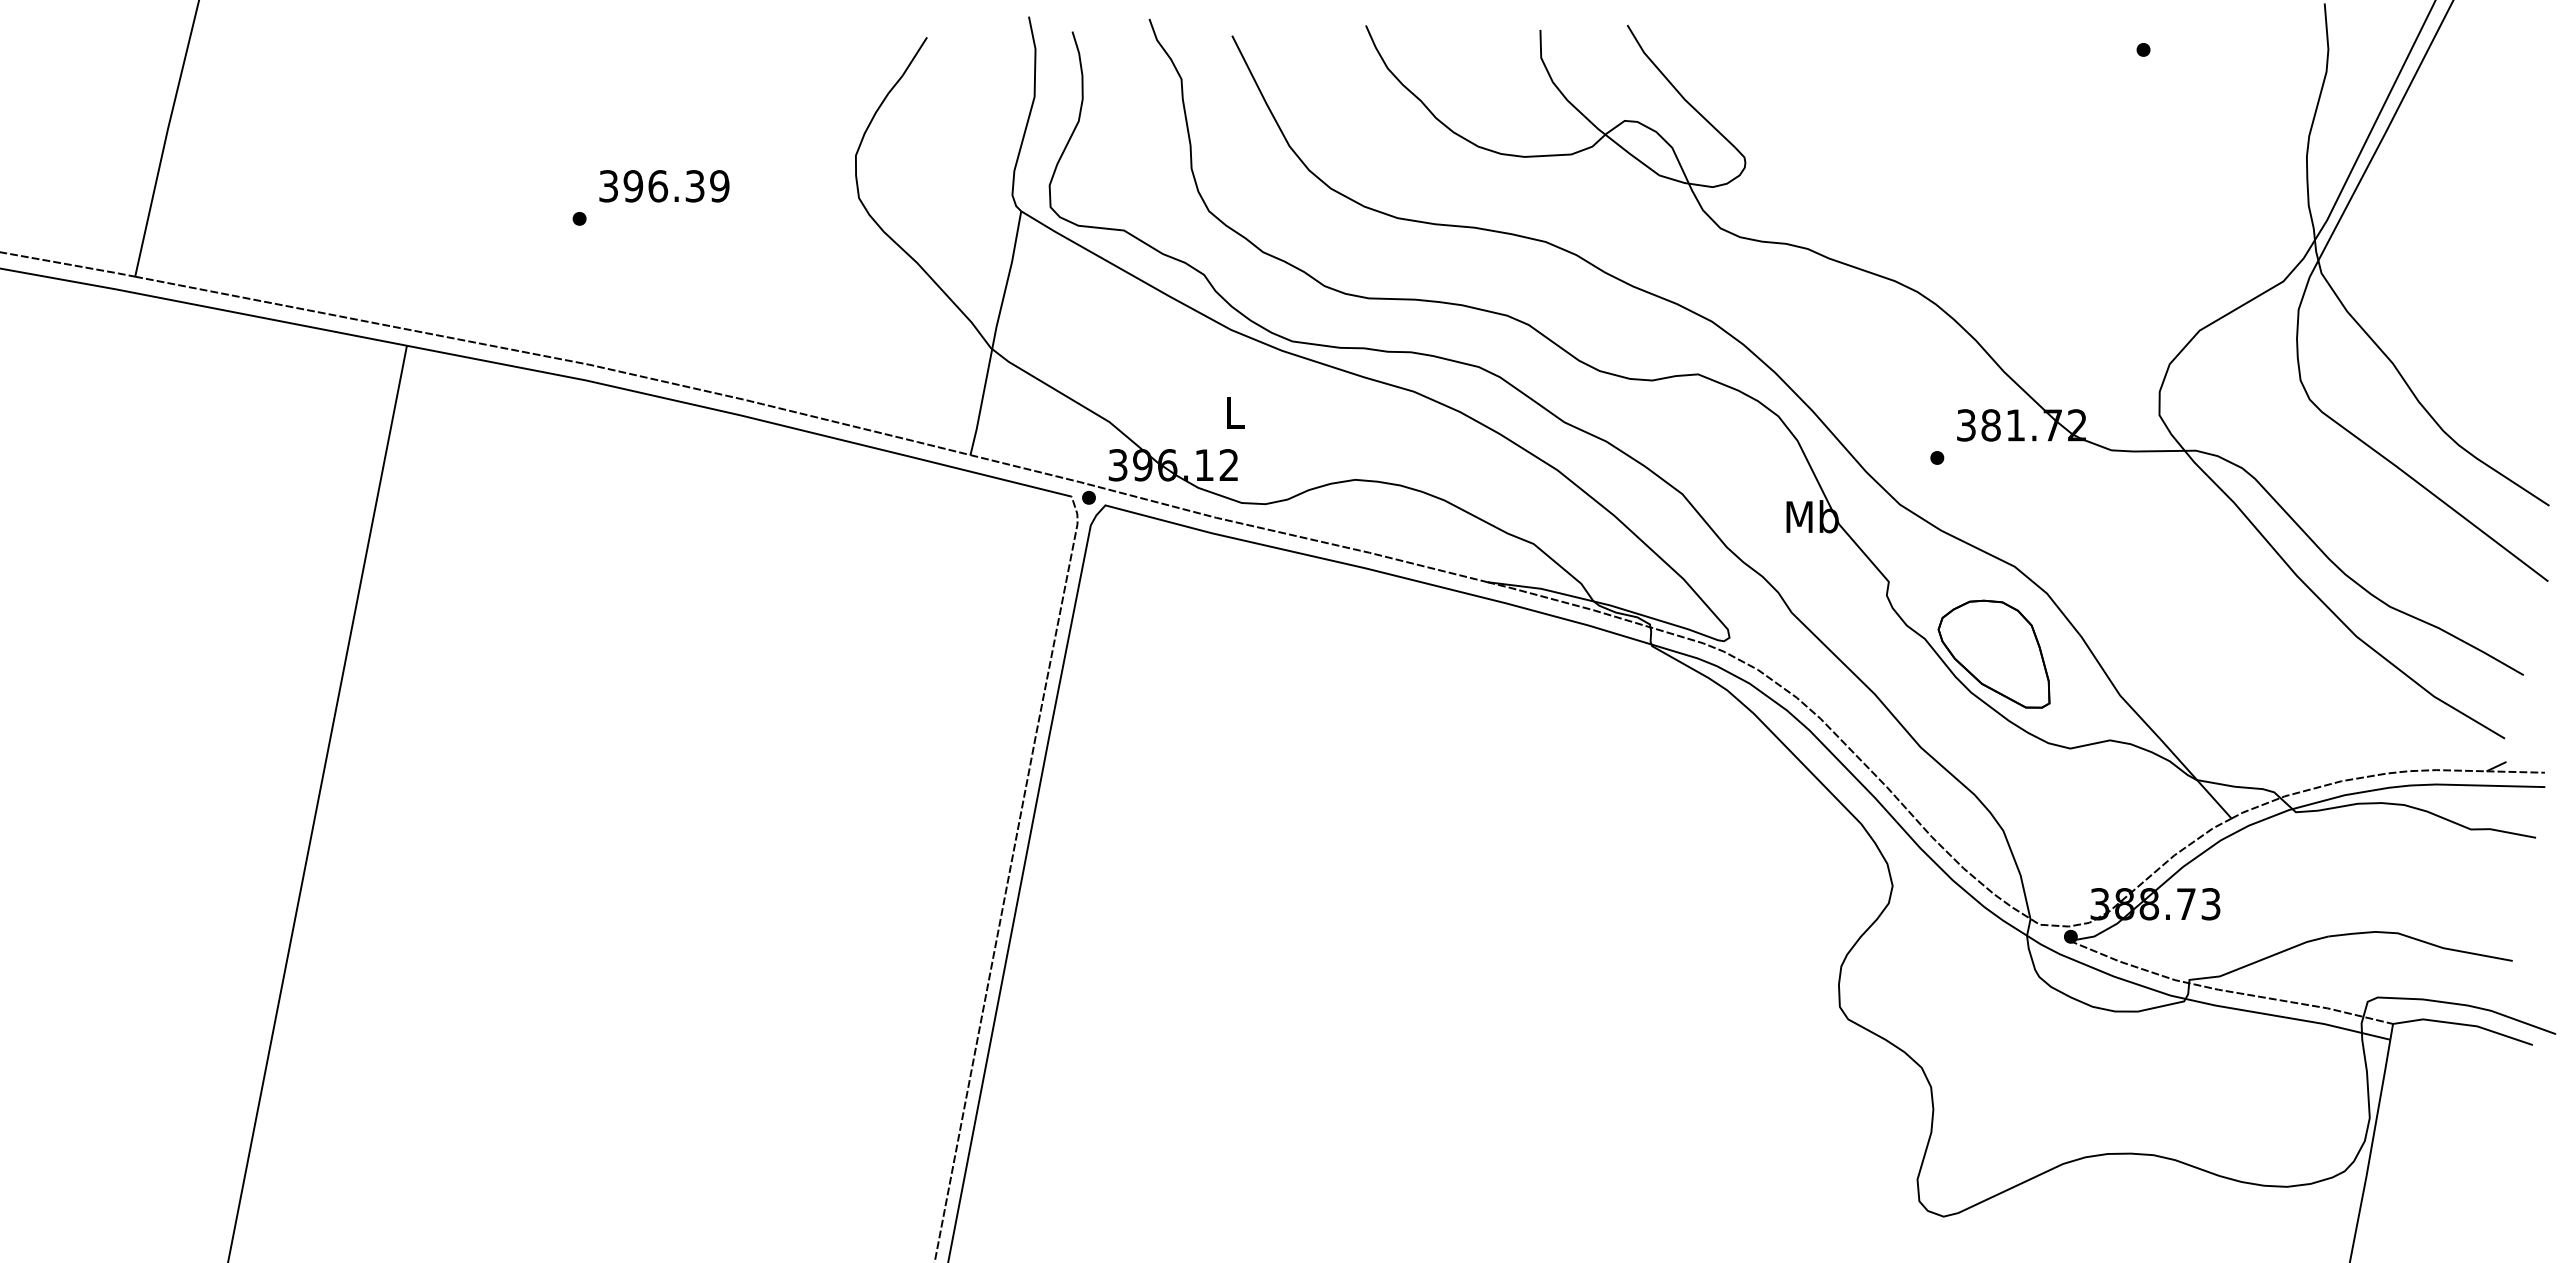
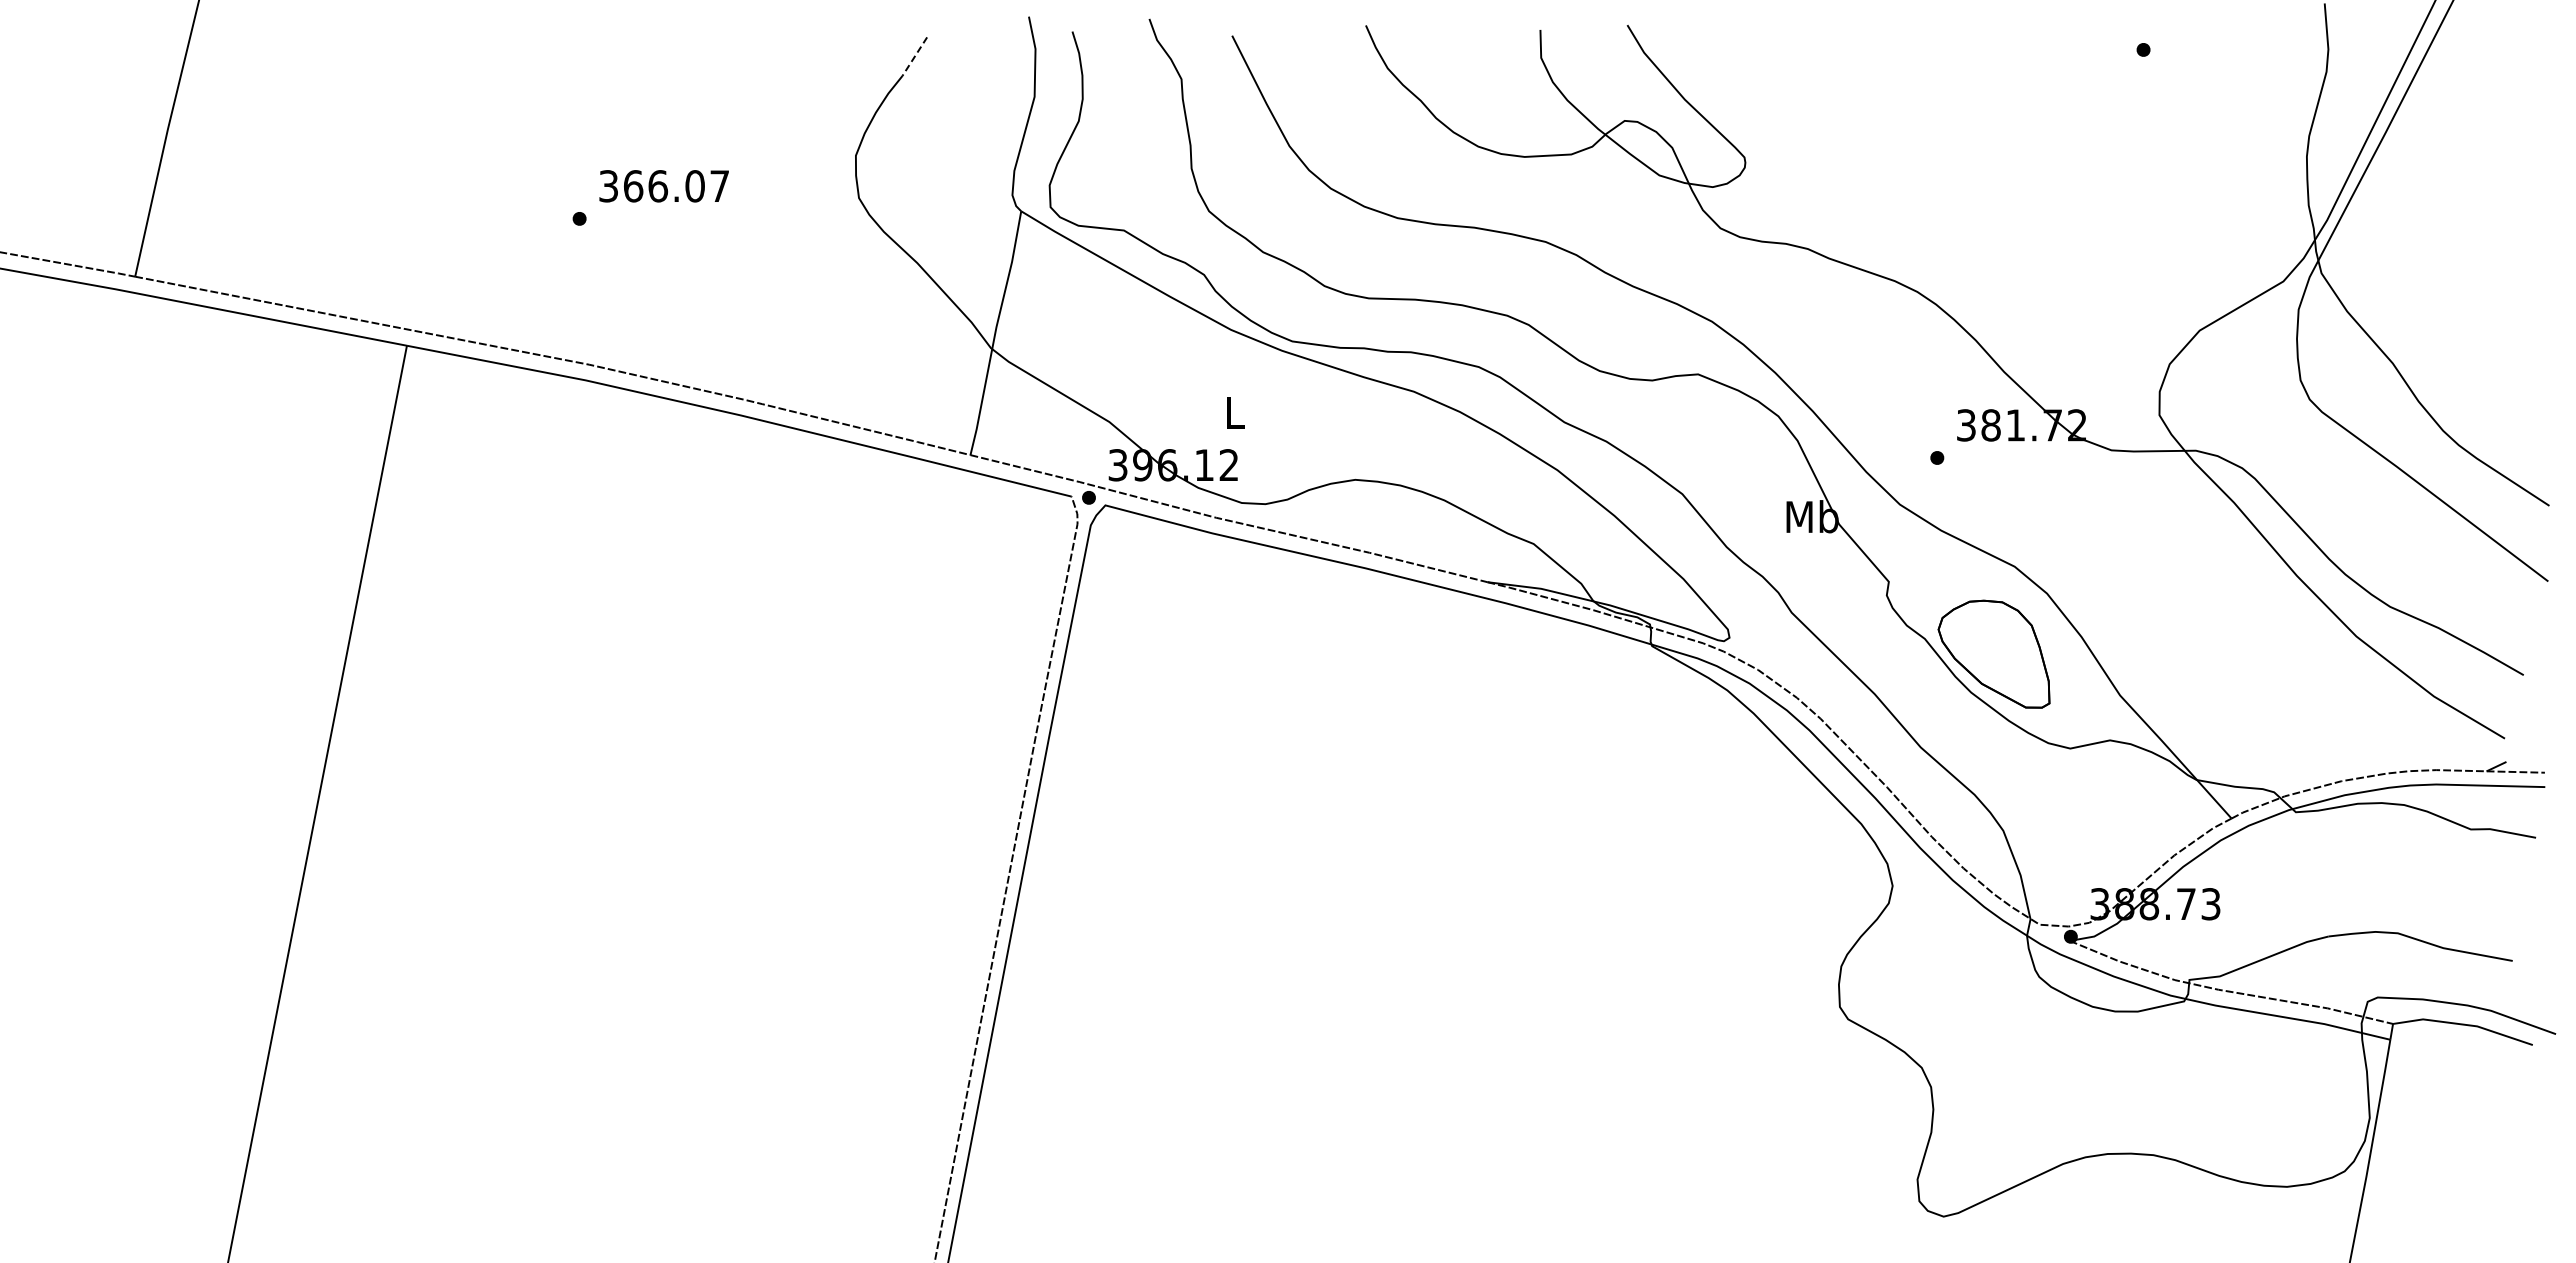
line: solid -> dashed (914, 56)
text: 396.39 -> 366.07 (676, 186)
